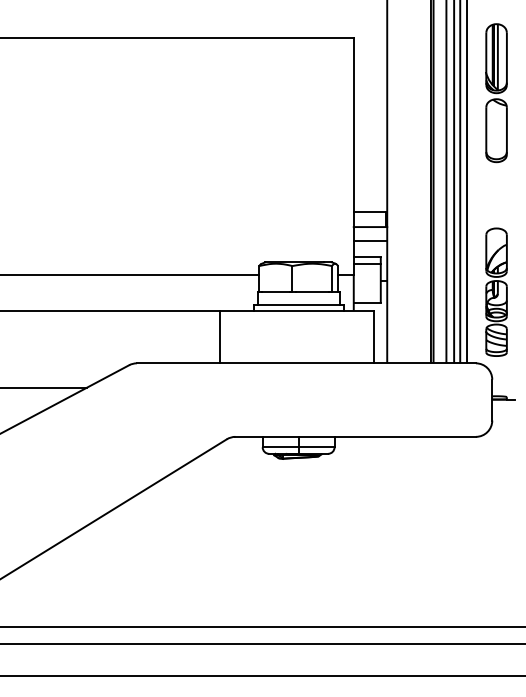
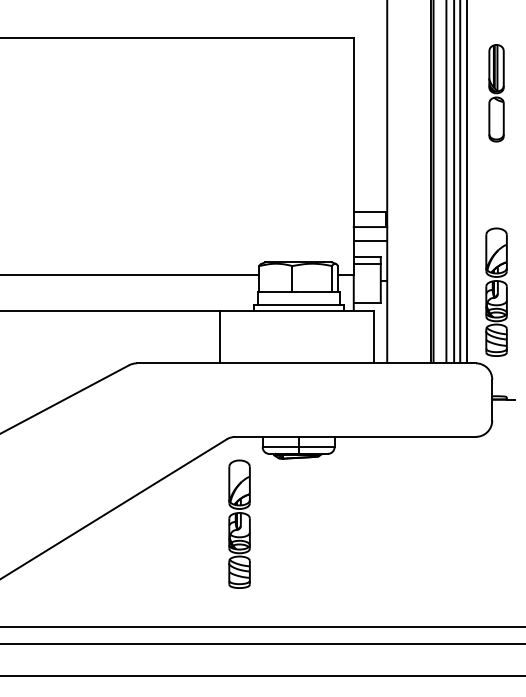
part size: 23x141 px -> 17x99 px (496, 93)
line: present -> none (44, 387)
part: none -> present (239, 523)
